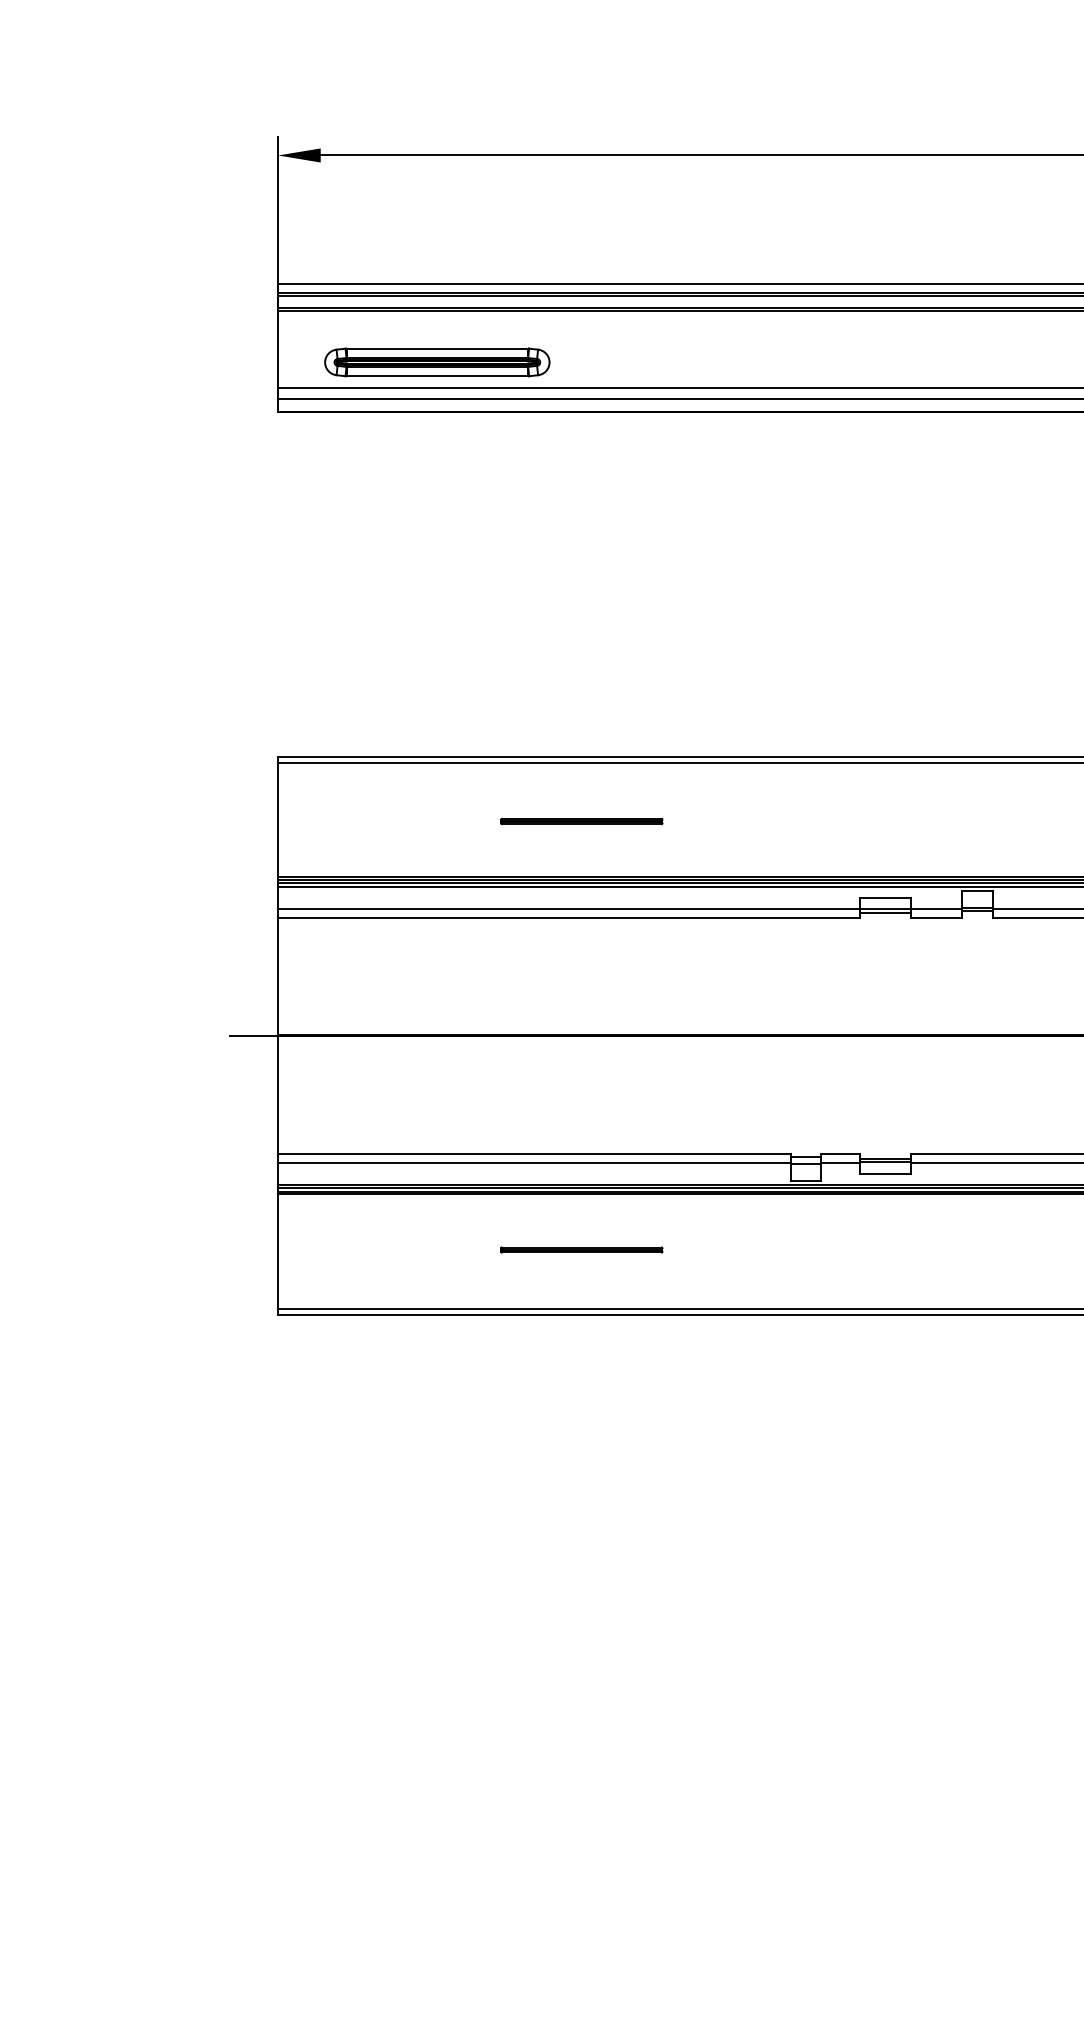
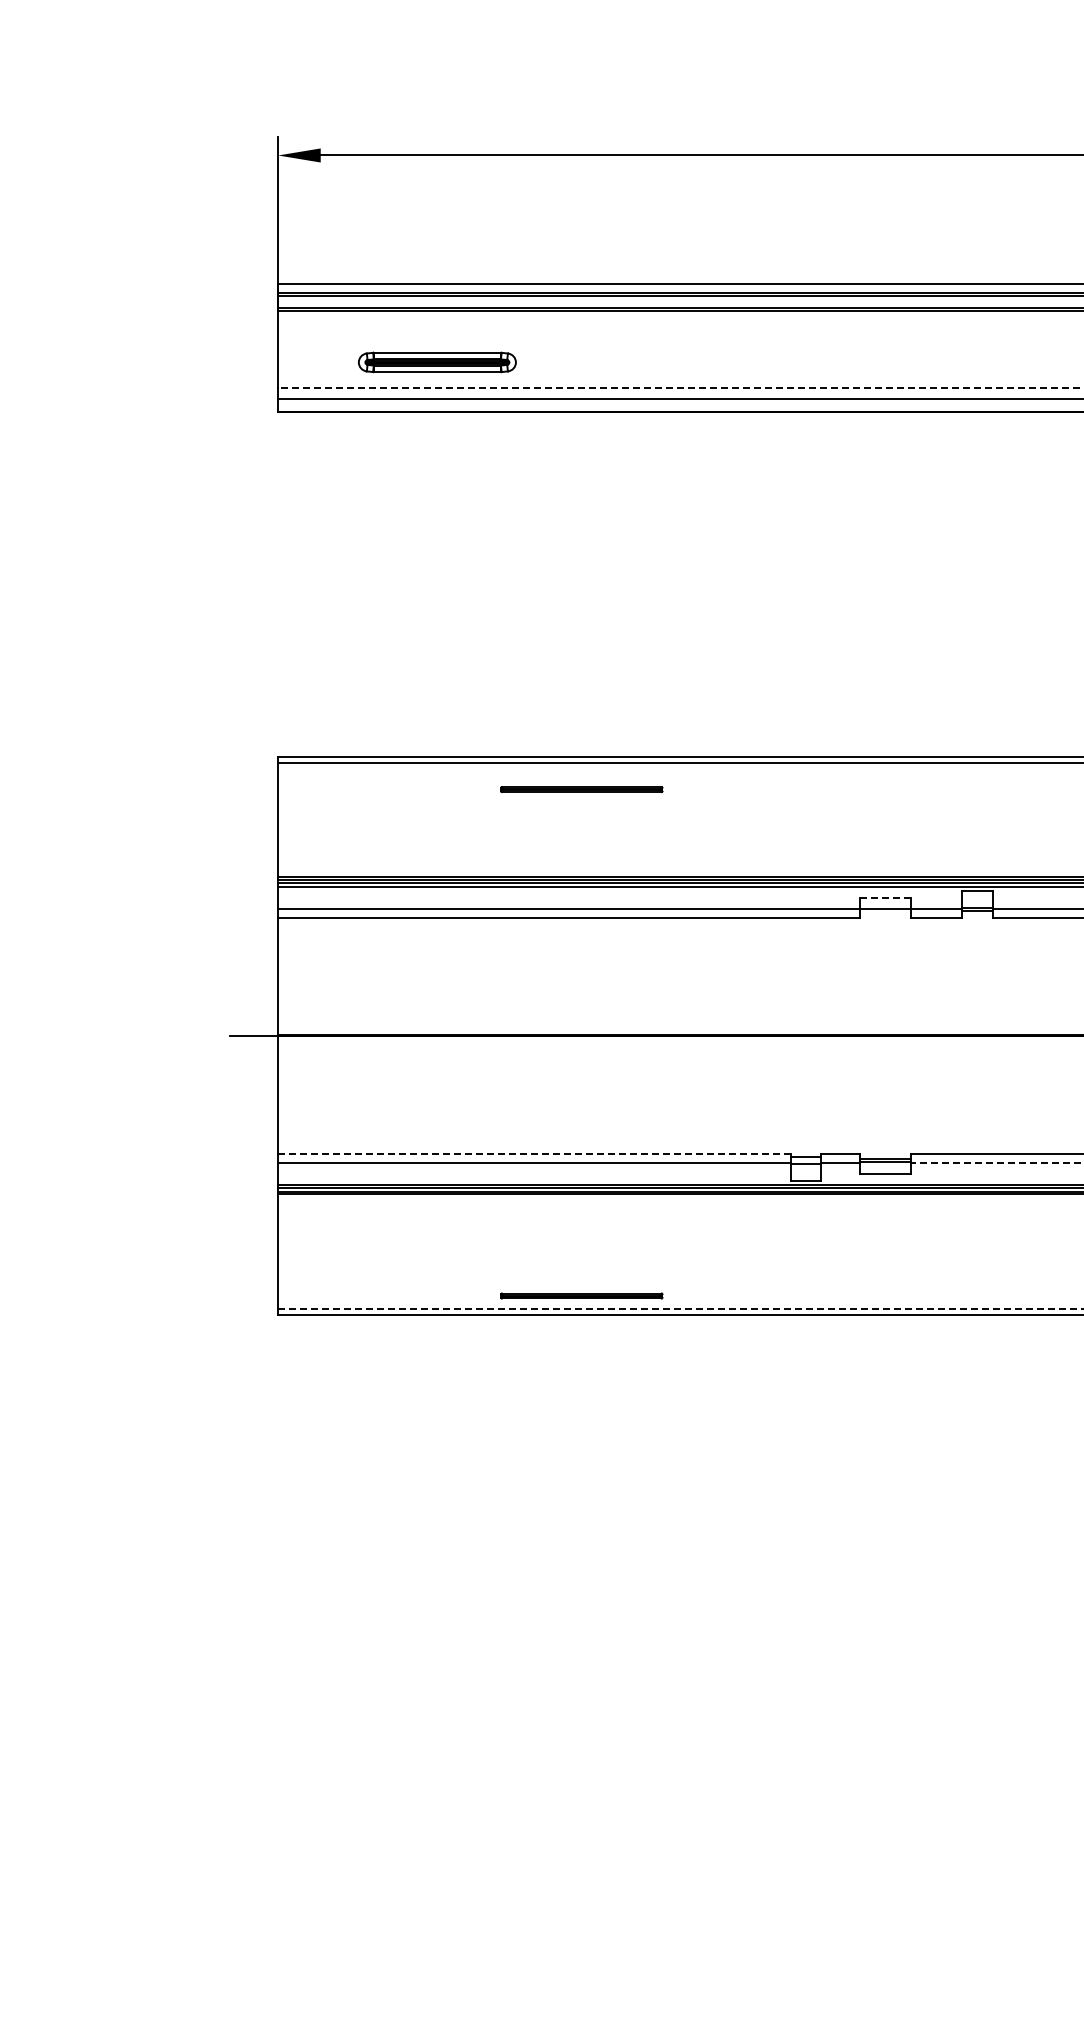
part size: 227x31 px -> 159x23 px (437, 362)
line: solid -> dashed (680, 388)
part position: (581, 821) -> (581, 789) (581, 789)
line: solid -> dashed (885, 897)
line: present -> none (885, 912)
line: solid -> dashed (534, 1154)
line: solid -> dashed (997, 1162)
part position: (581, 1249) -> (581, 1295) (581, 1295)
line: solid -> dashed (681, 1308)
